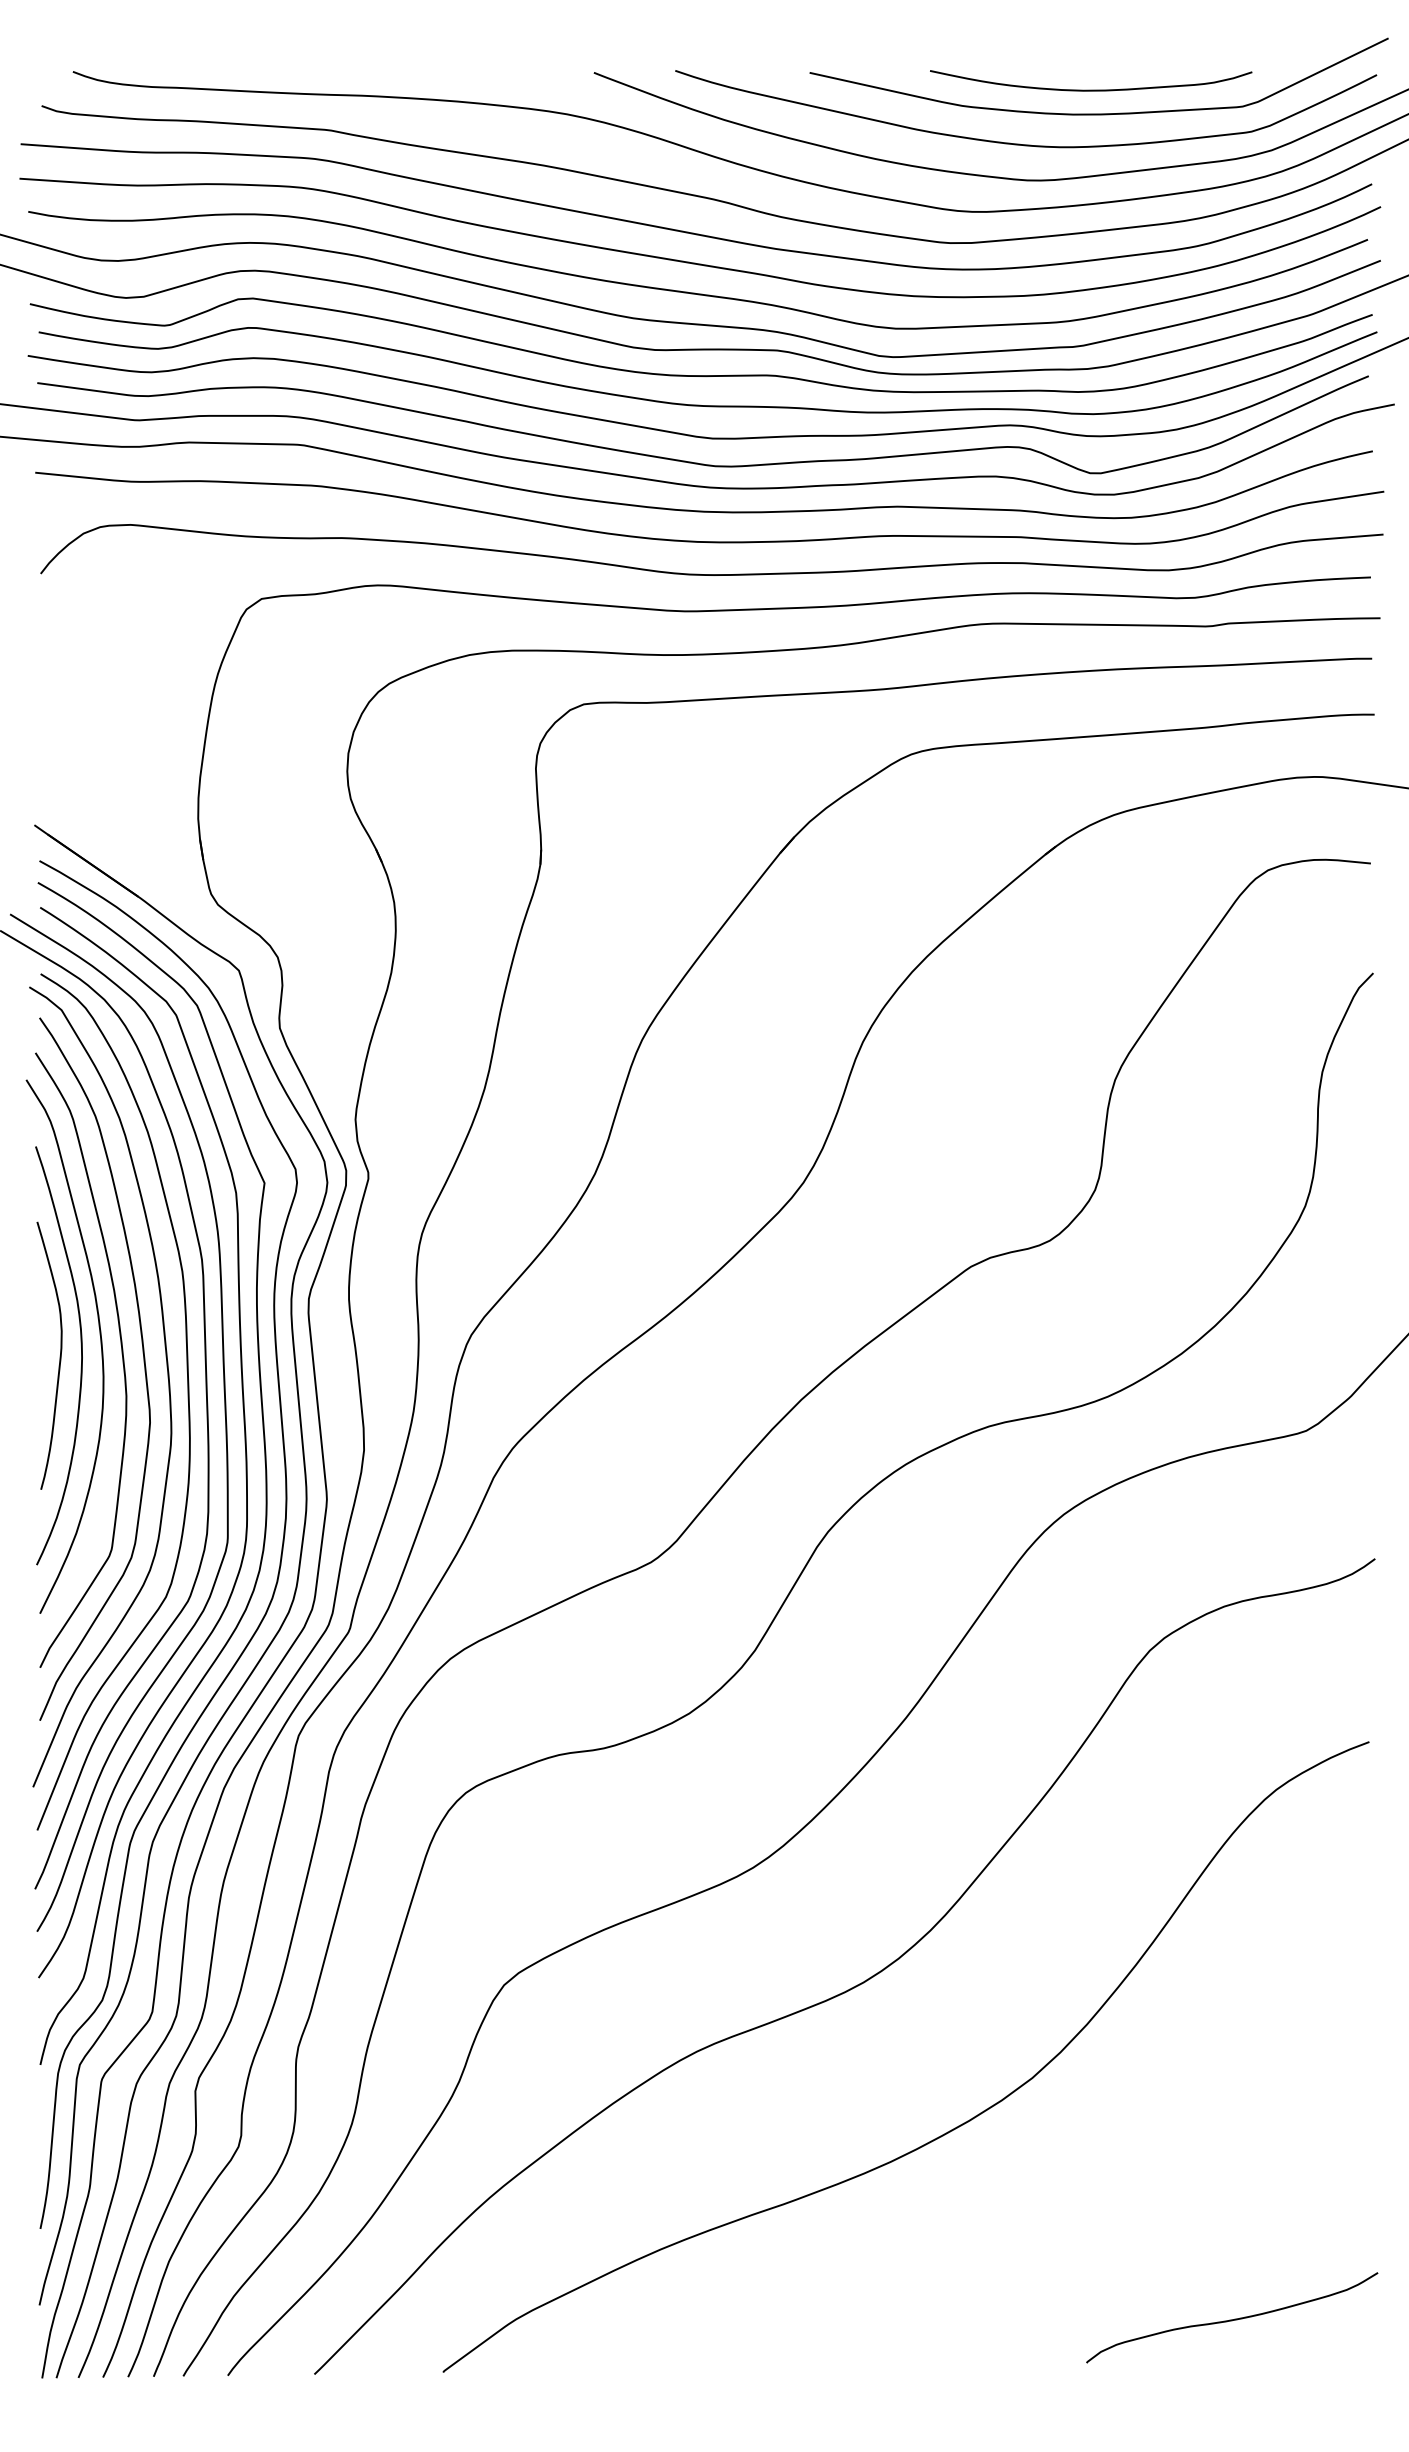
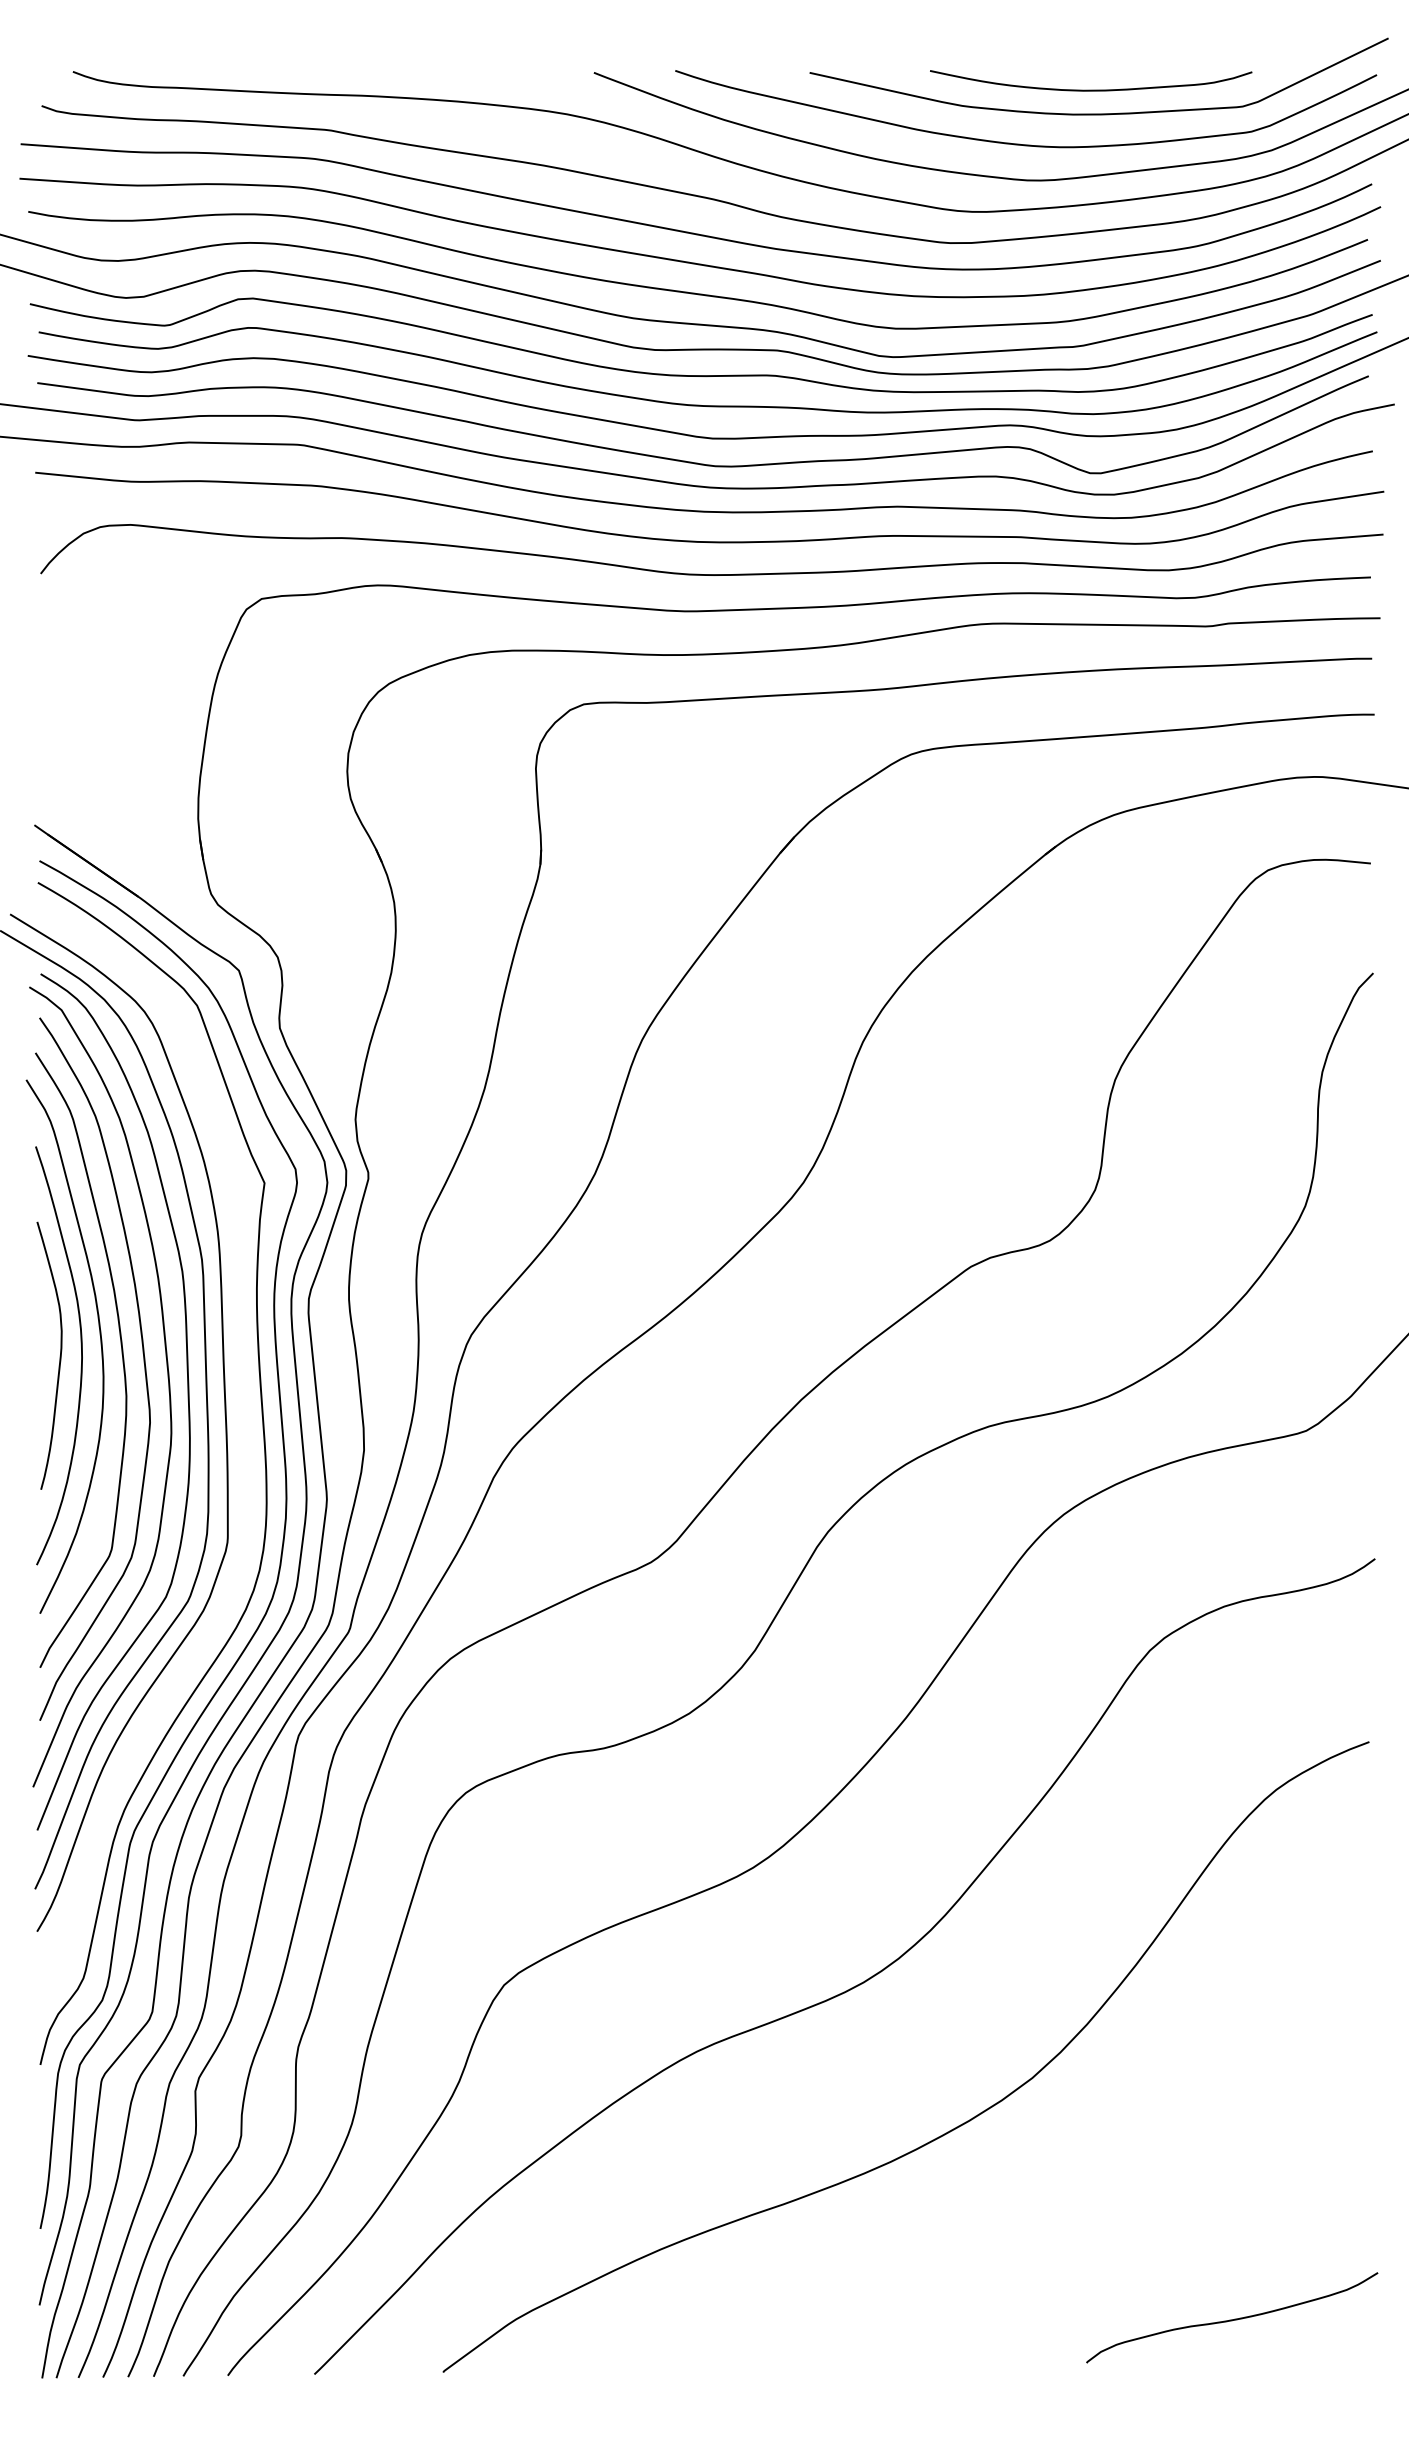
curve: present -> none (244, 1442)
